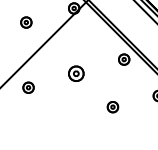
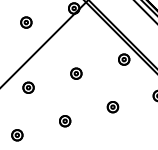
part size: 17x17 px -> 13x13 px (76, 73)
part: none -> present (65, 121)
part: none -> present (17, 135)
